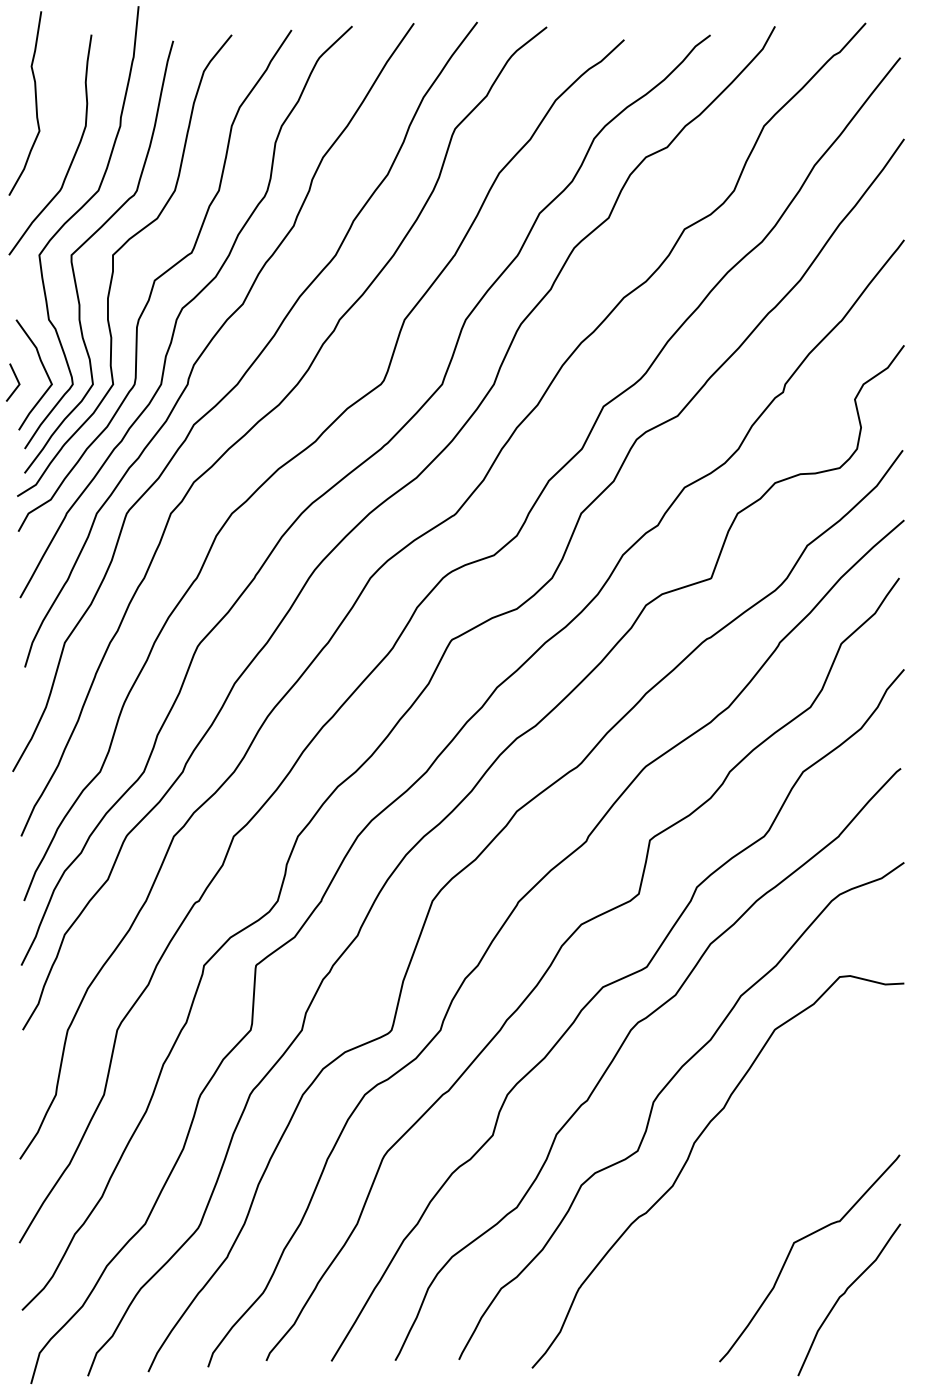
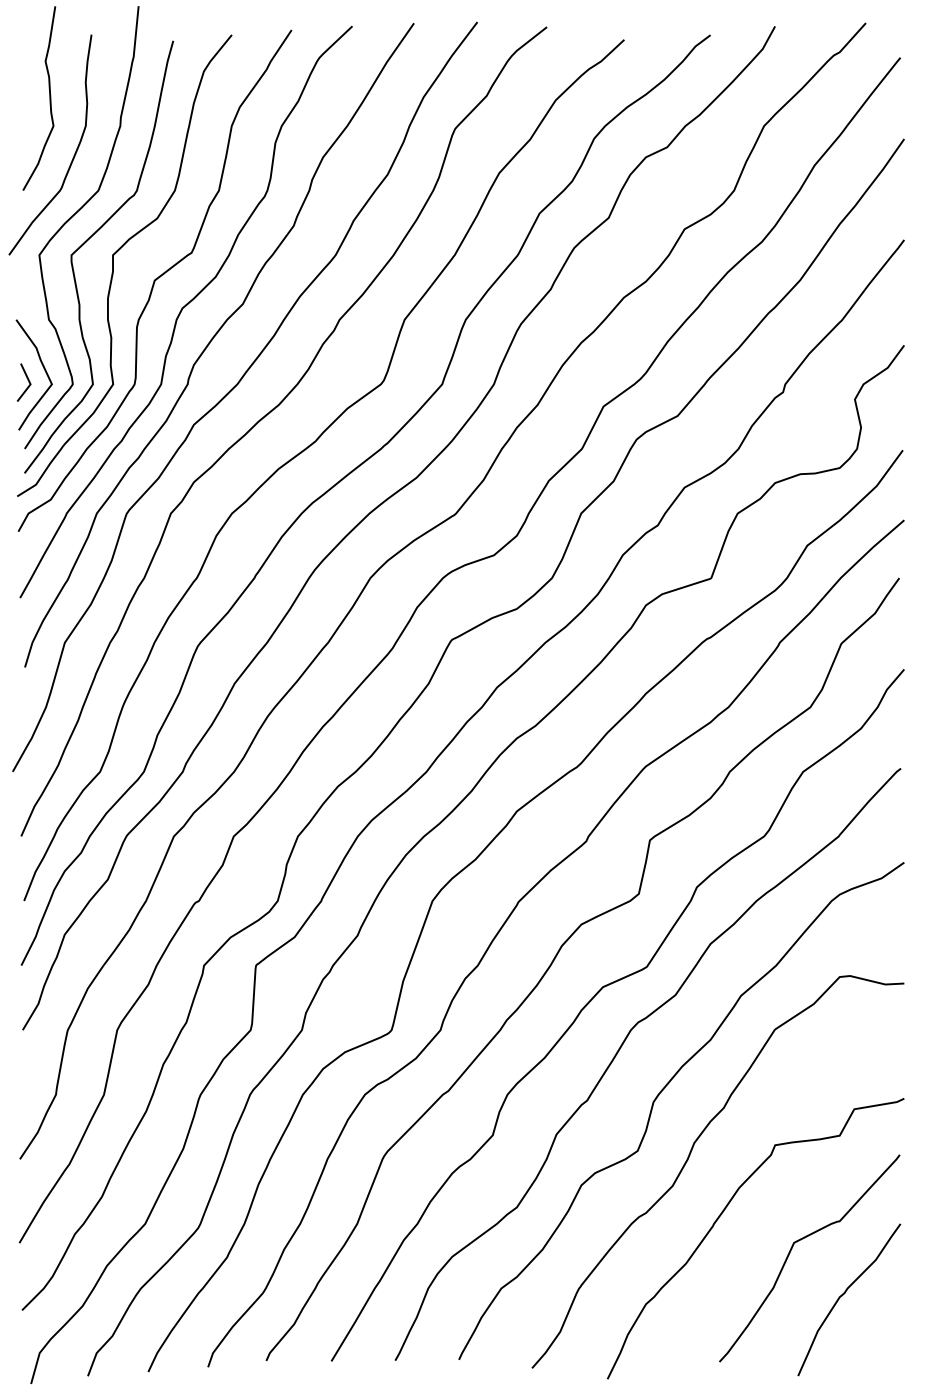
curve position: (35, 103) -> (49, 98) (49, 98)
line position: (16, 380) -> (27, 380) (27, 380)
curve: none -> present (721, 1215)
